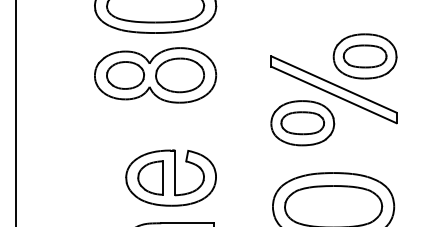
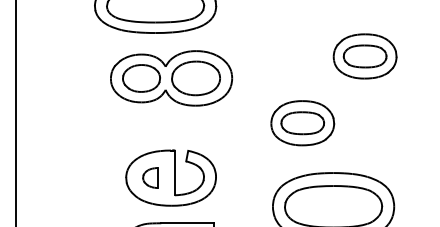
part position: (155, 75) -> (171, 78) (171, 78)
part: present -> none (333, 89)
part size: 27x36 px -> 17x22 px (150, 177)
